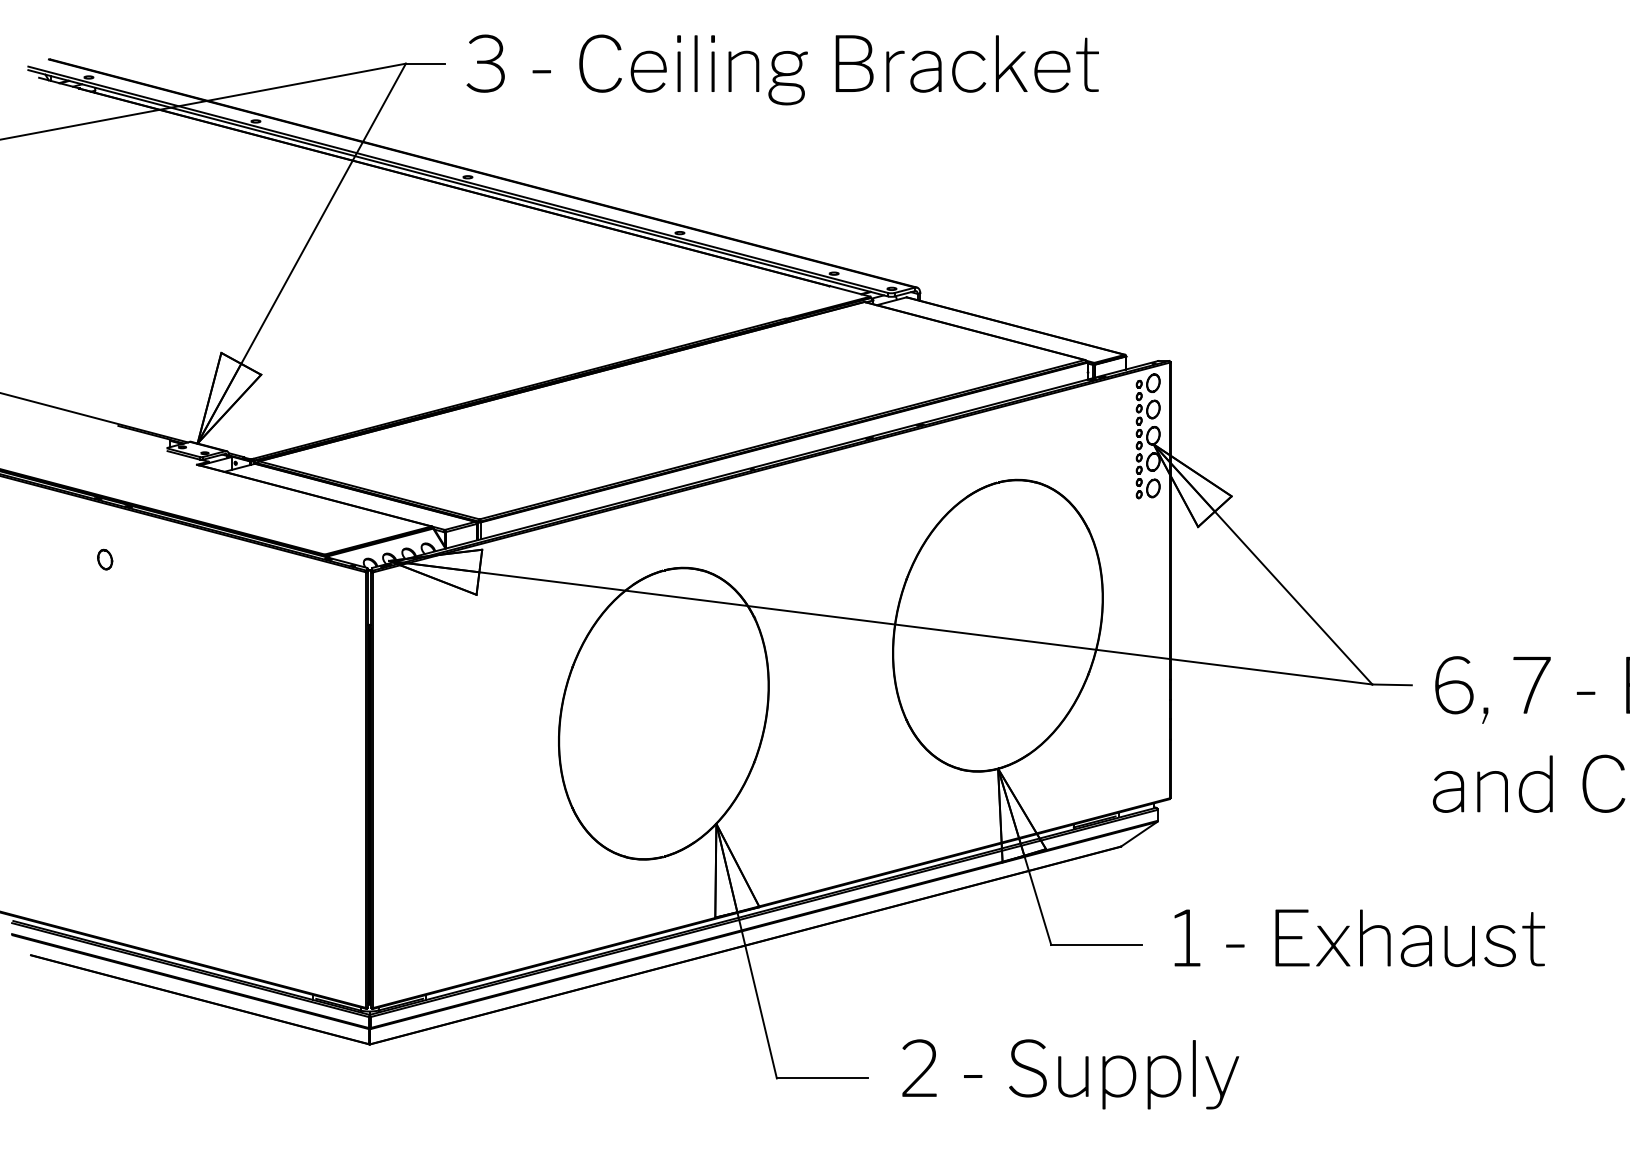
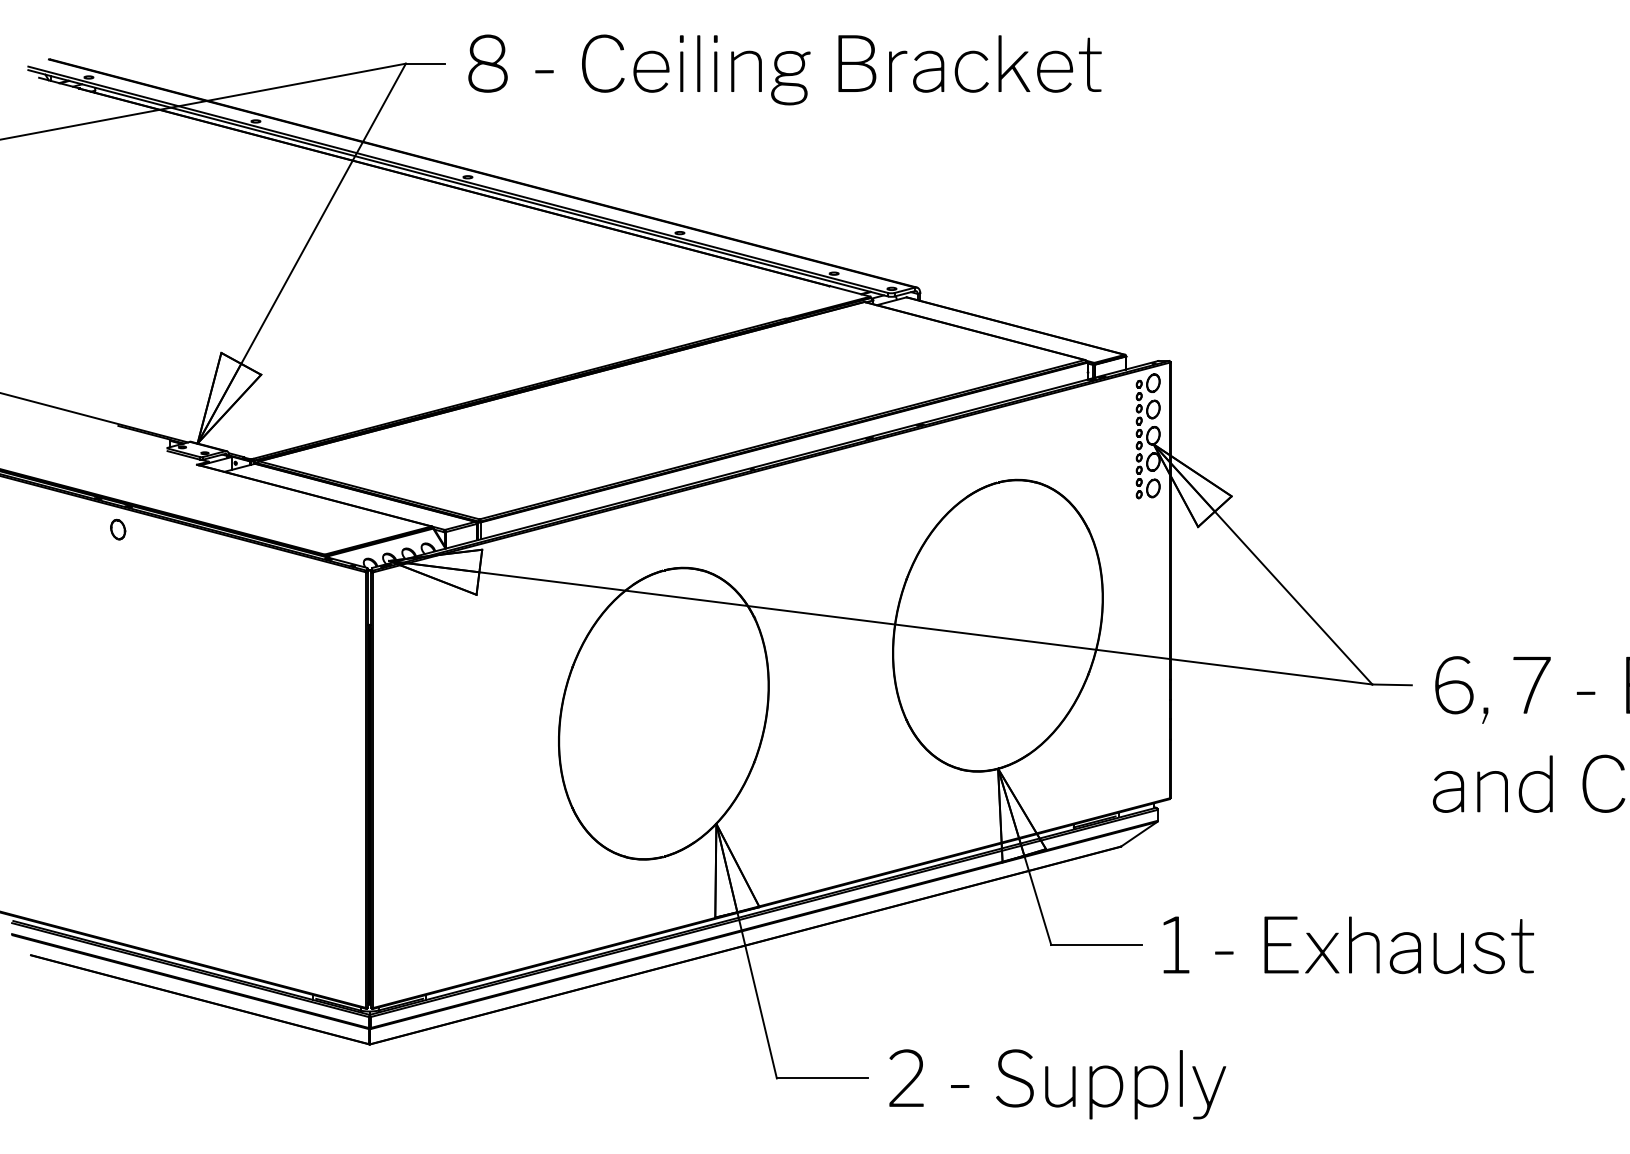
text: 3 -> 8 (783, 69)
part position: (105, 559) -> (118, 529) (118, 529)
text position: (1359, 938) -> (1348, 945) (1348, 945)
text position: (1070, 1074) -> (1057, 1084) (1057, 1084)
